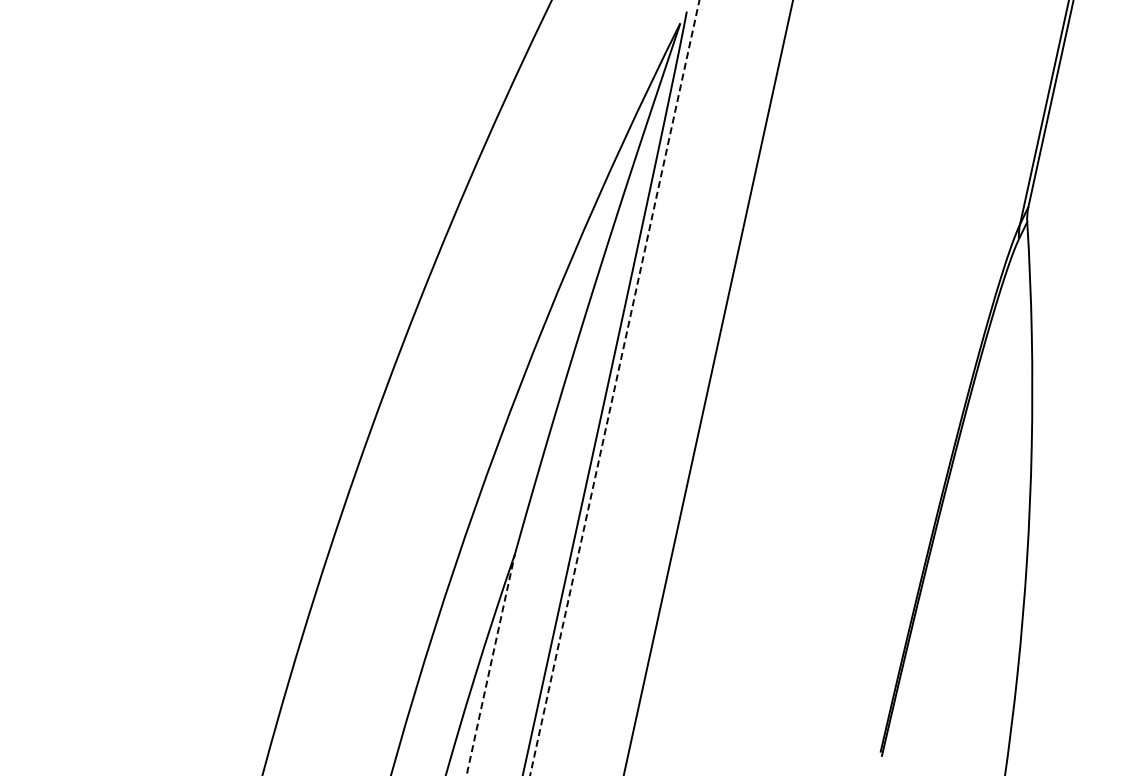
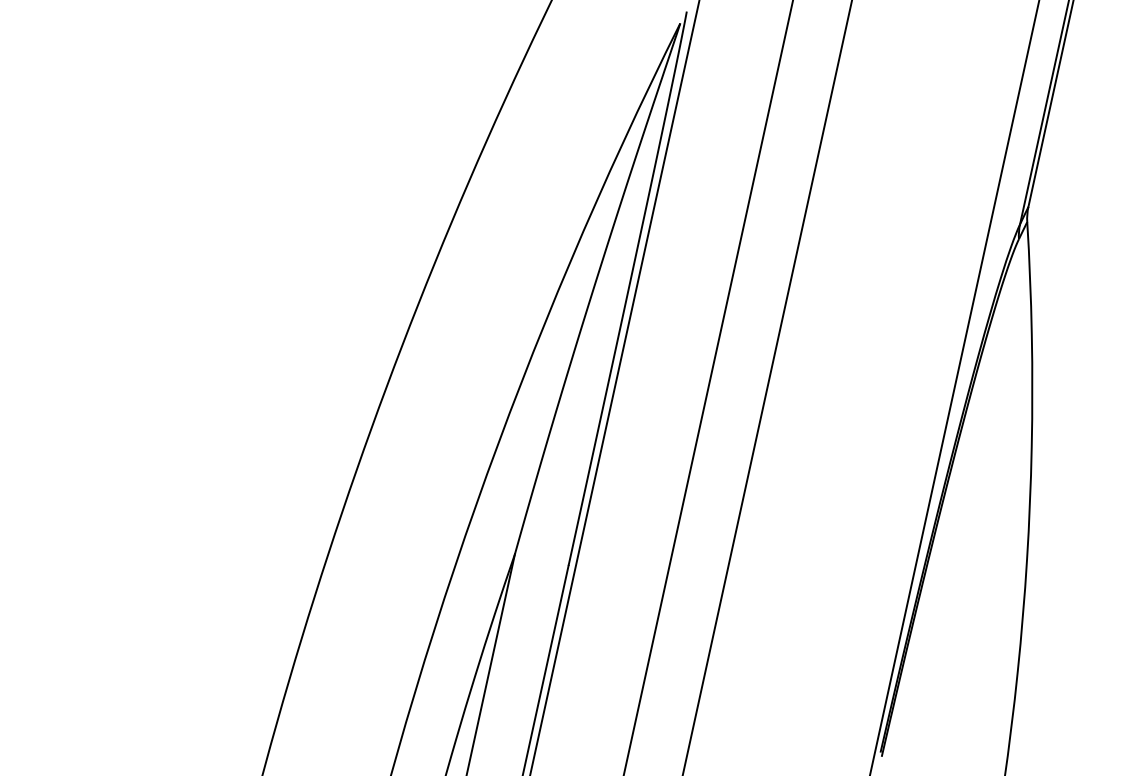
line: dashed -> solid (614, 387)
line: none -> present (767, 387)
line: none -> present (954, 387)
line: dashed -> solid (490, 664)
